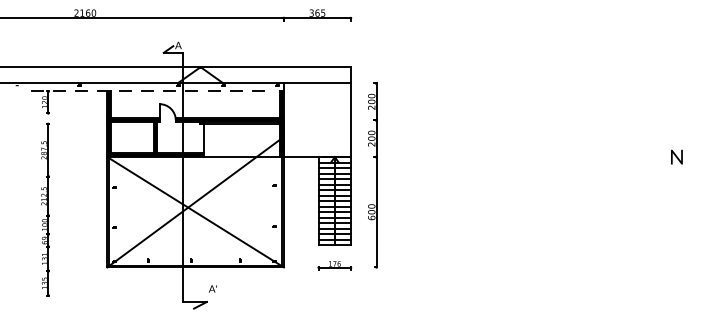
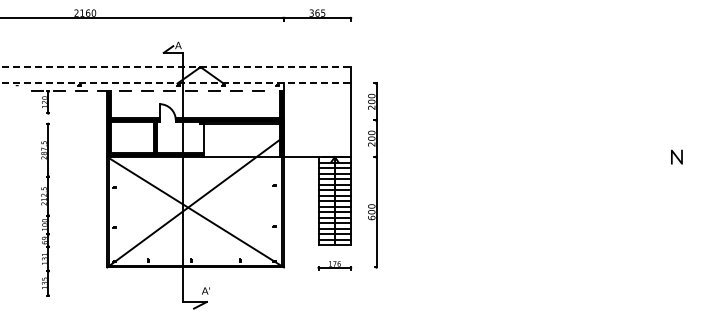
line: solid -> dashed (176, 66)
line: solid -> dashed (176, 83)
text position: (212, 288) -> (205, 290) (205, 290)
